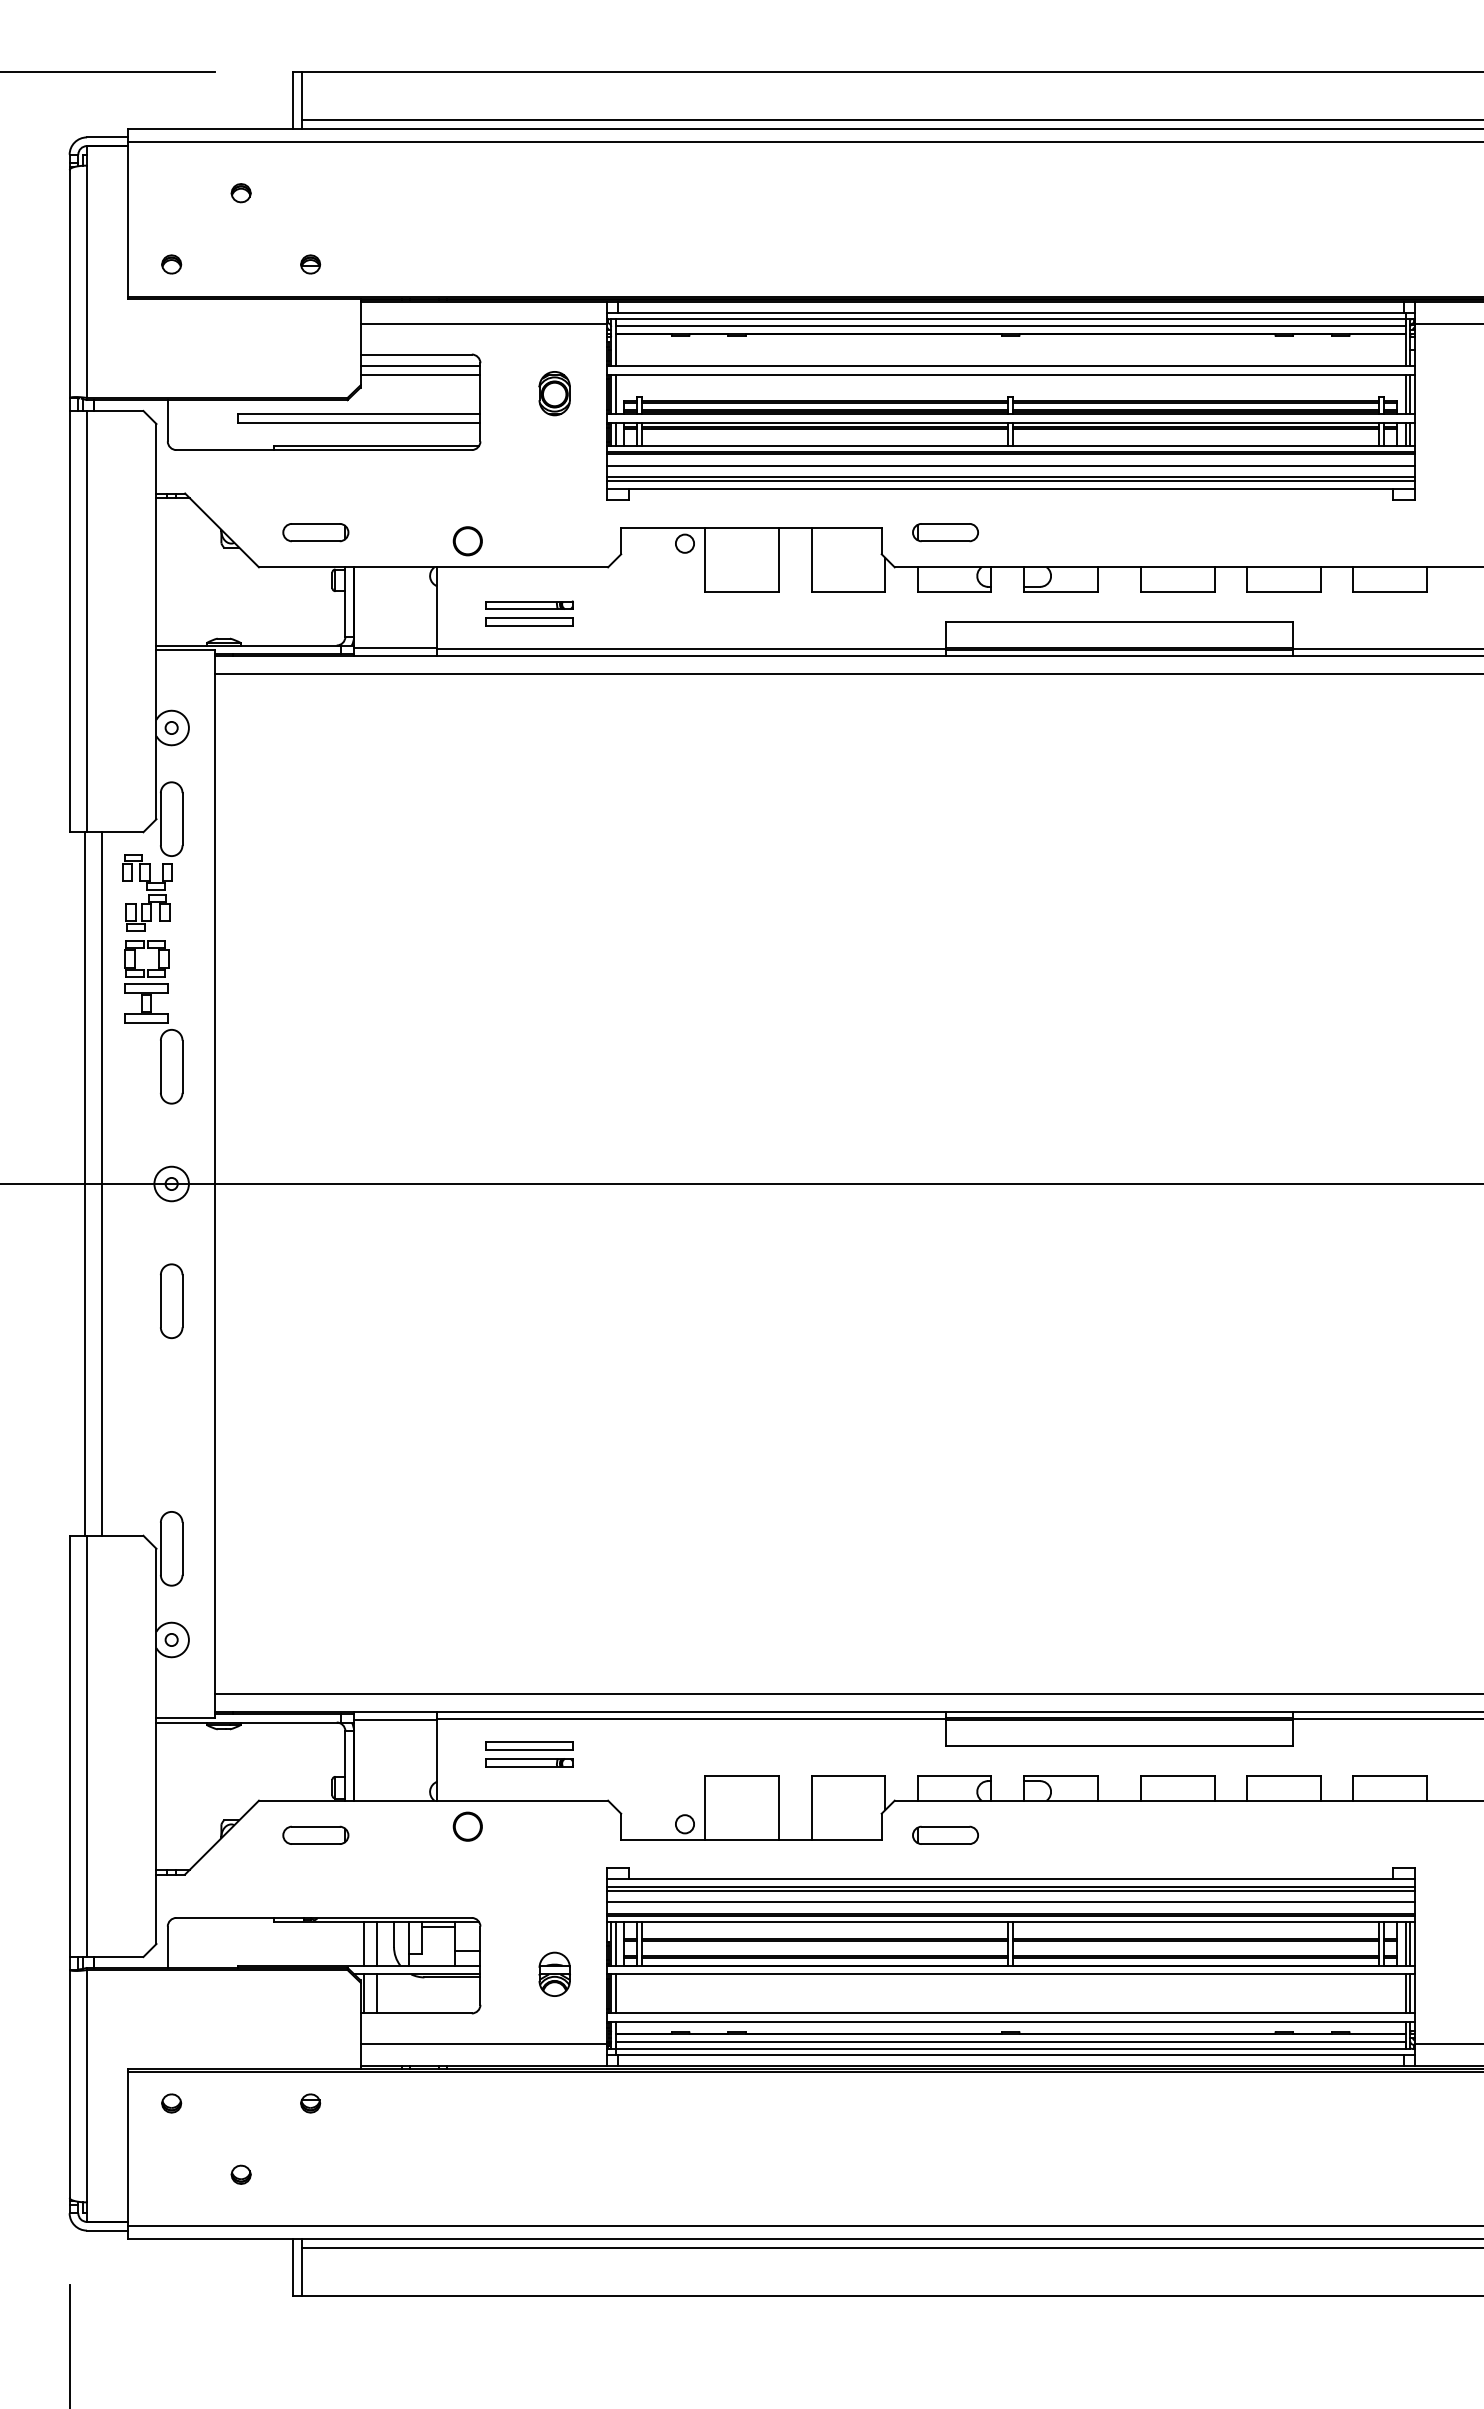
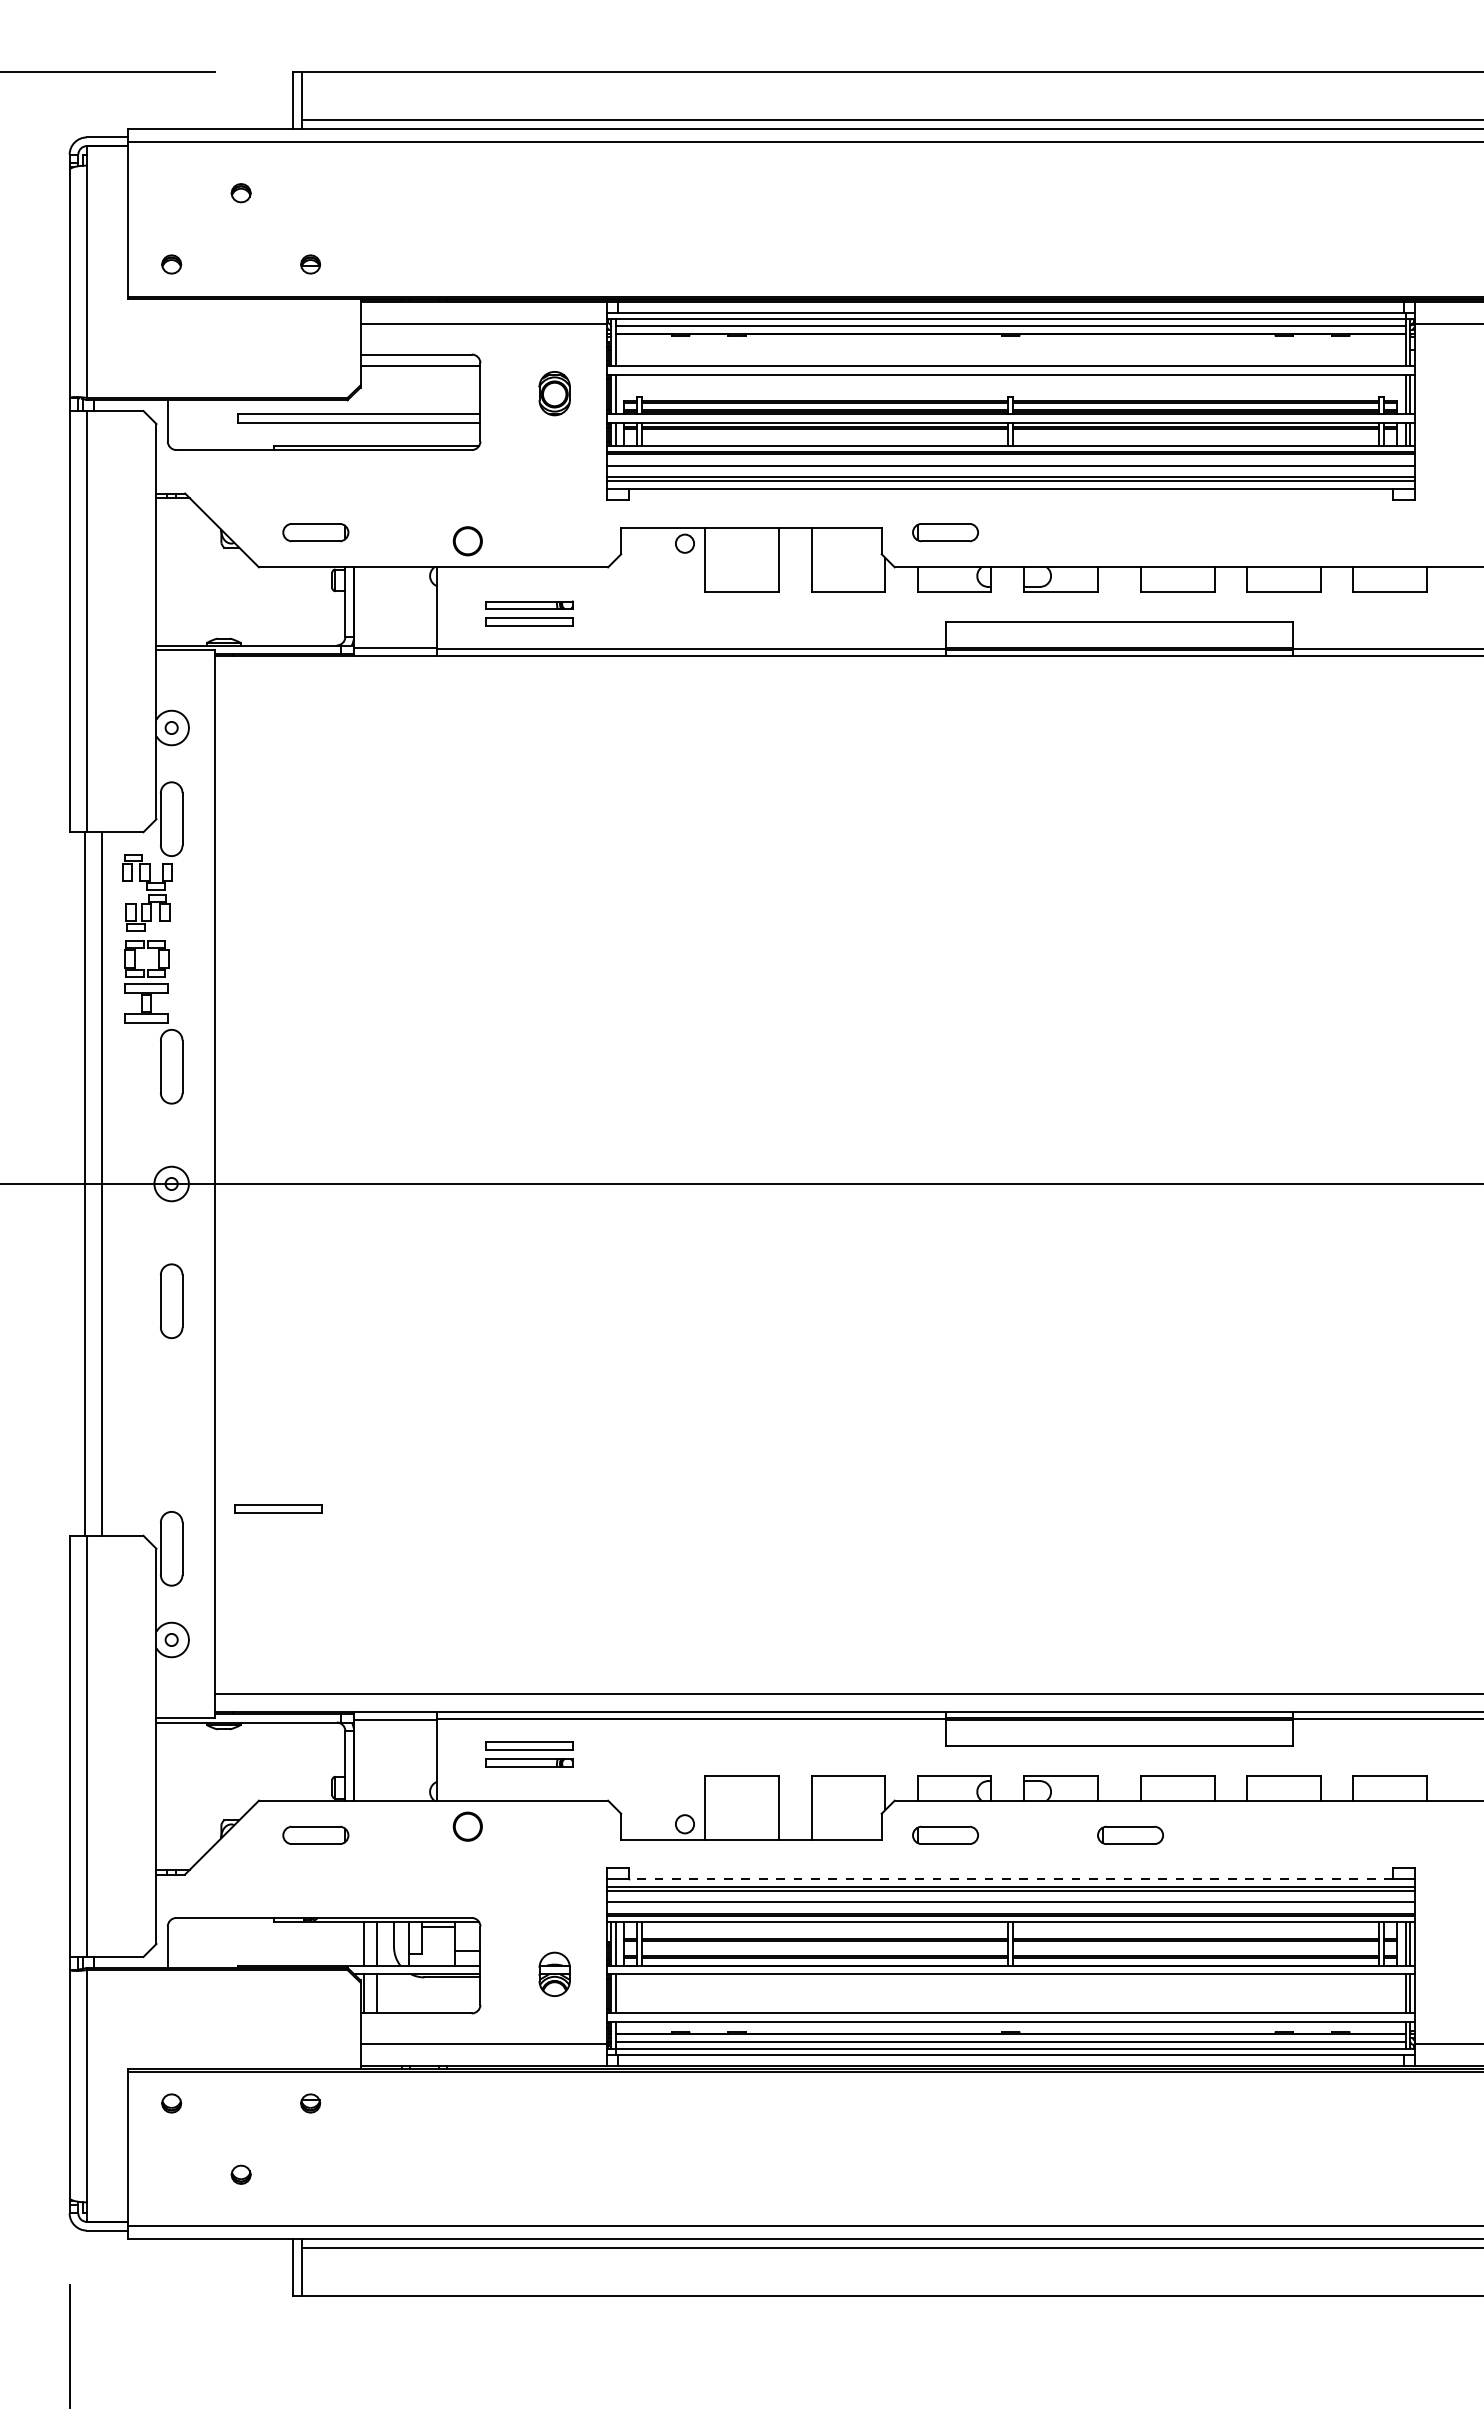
line: present -> none (420, 374)
line: present -> none (847, 673)
part: none -> present (278, 1508)
part: none -> present (1130, 1834)
line: solid -> dashed (1010, 1878)
